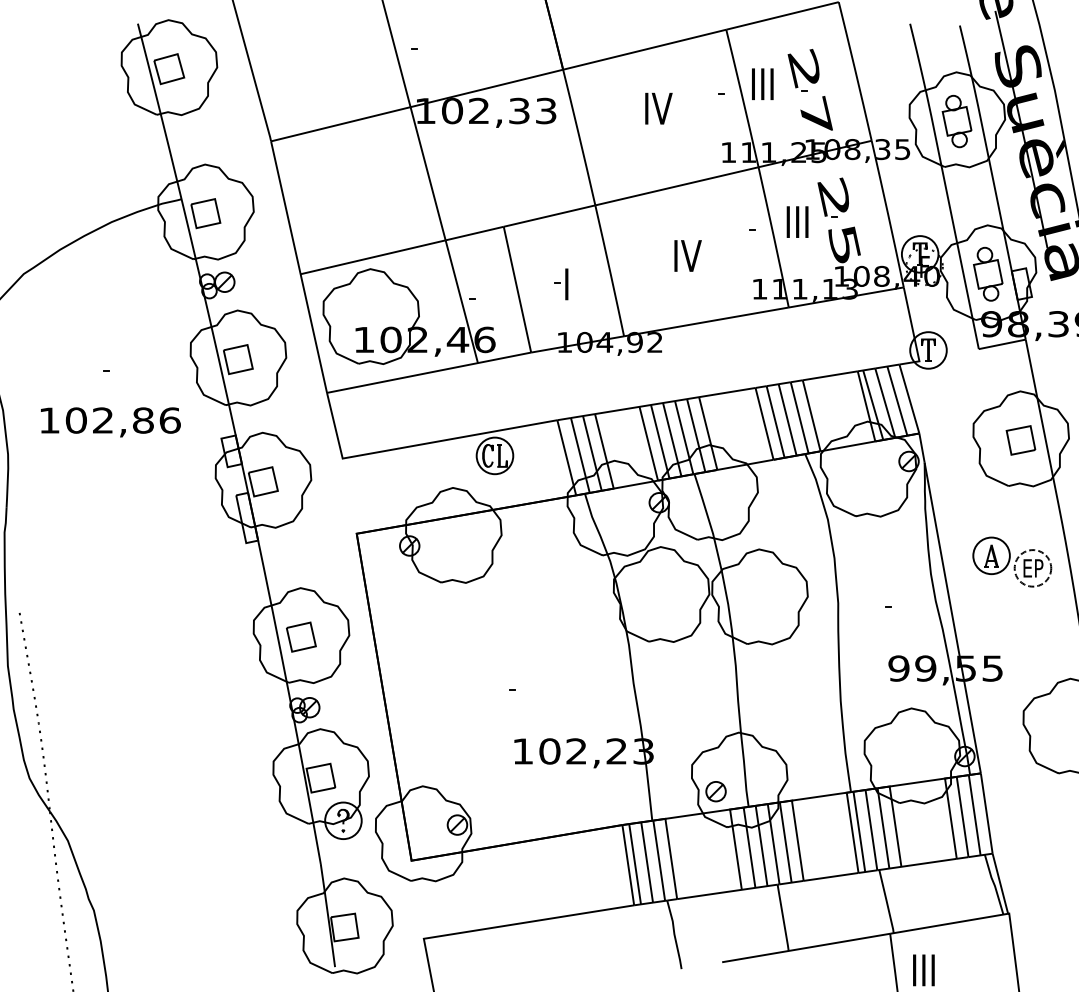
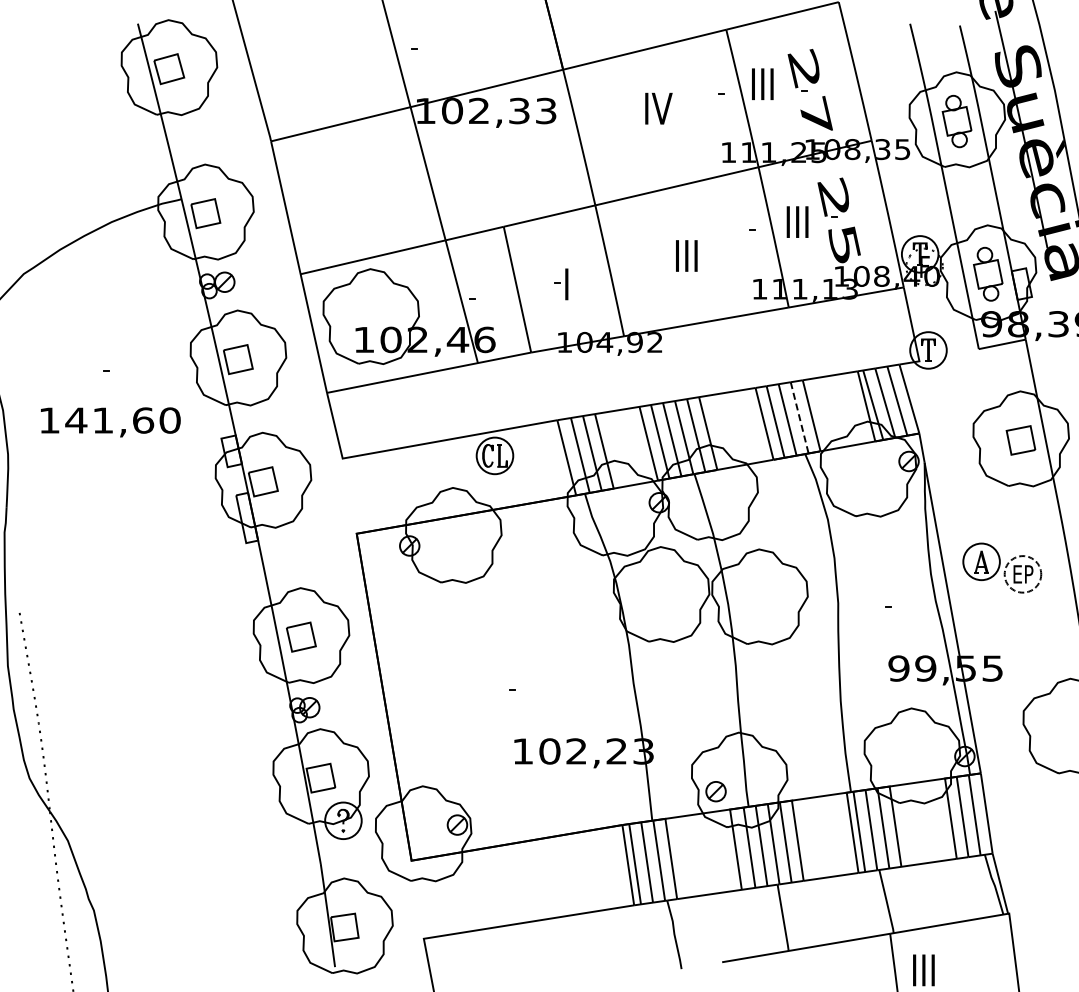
text: IV -> III (687, 255)
line: solid -> dashed (799, 417)
text: 102,86 -> 141,60 (122, 420)
part position: (1012, 561) -> (1002, 567) (1002, 567)
